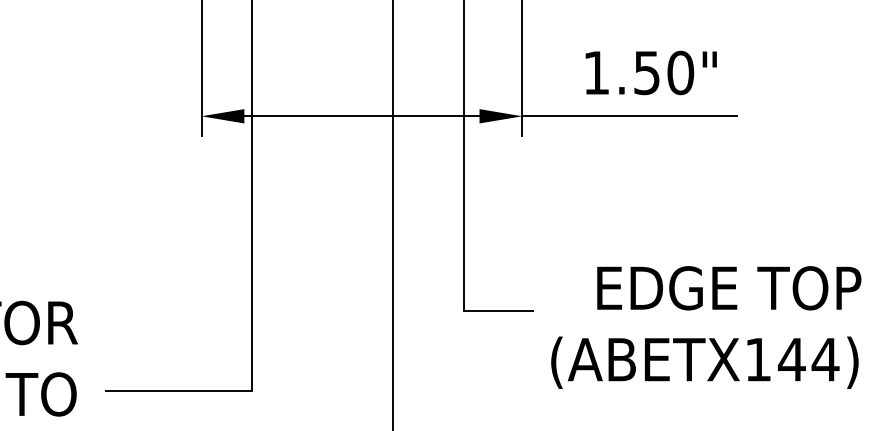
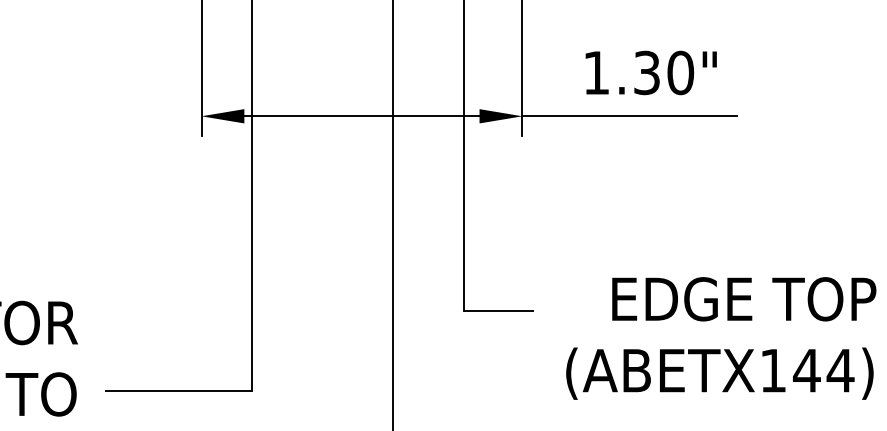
text: 1.50" -> 1.30" (646, 72)
text position: (706, 327) -> (721, 338) (721, 338)
